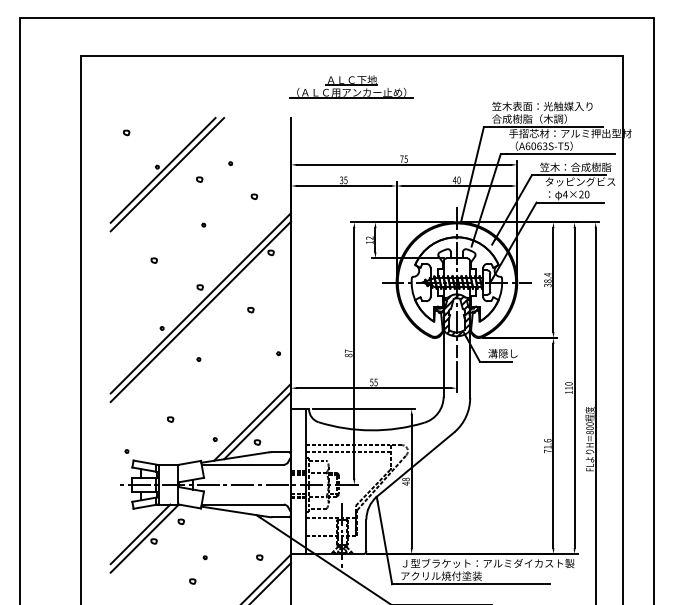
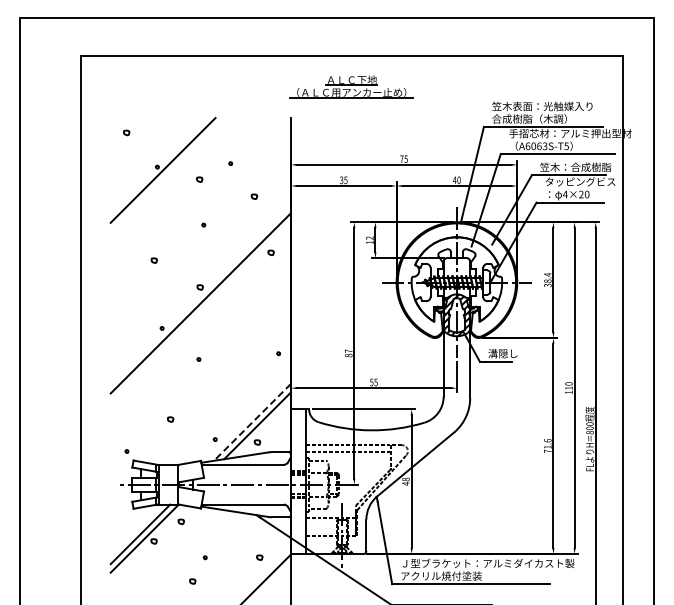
line: present -> none (167, 174)
part: present -> none (250, 310)
line: present -> none (200, 311)
line: solid -> dashed (252, 422)
line: present -> none (271, 582)
